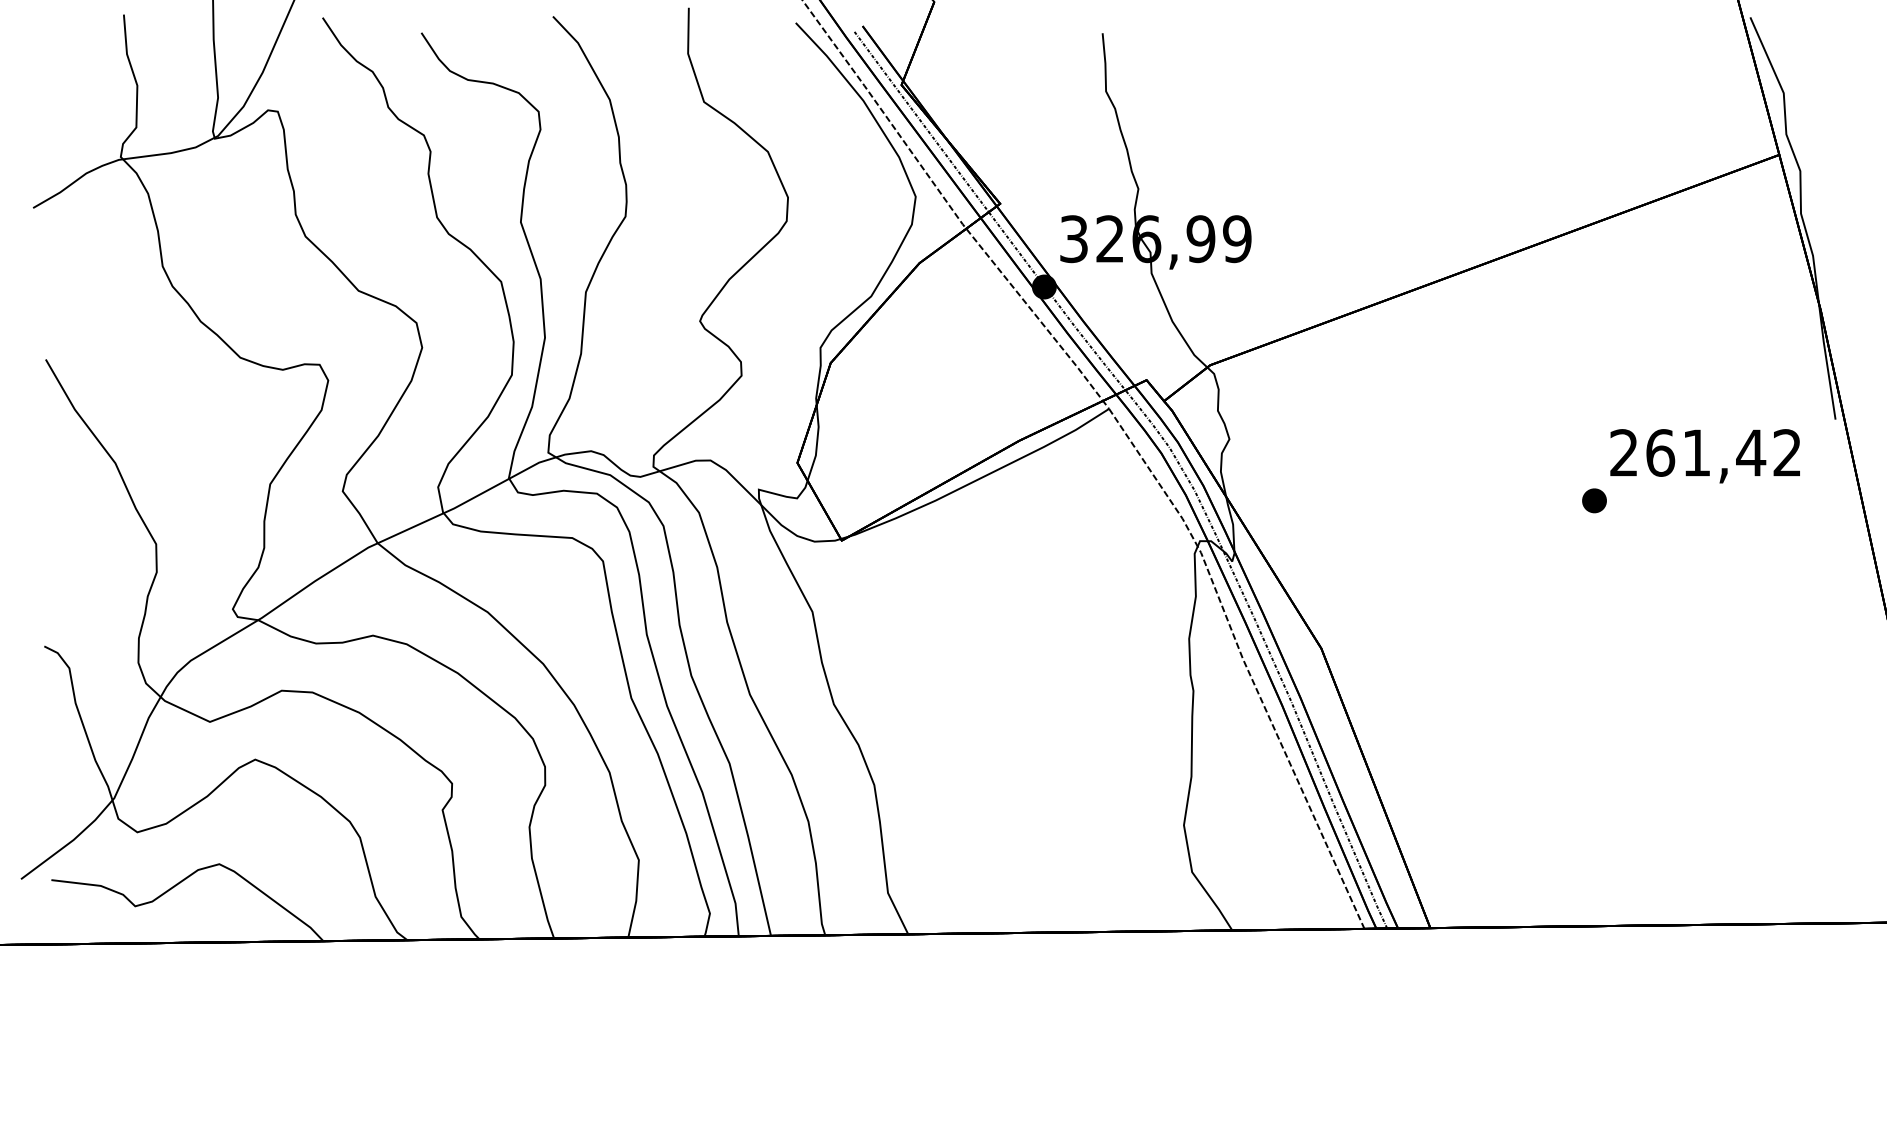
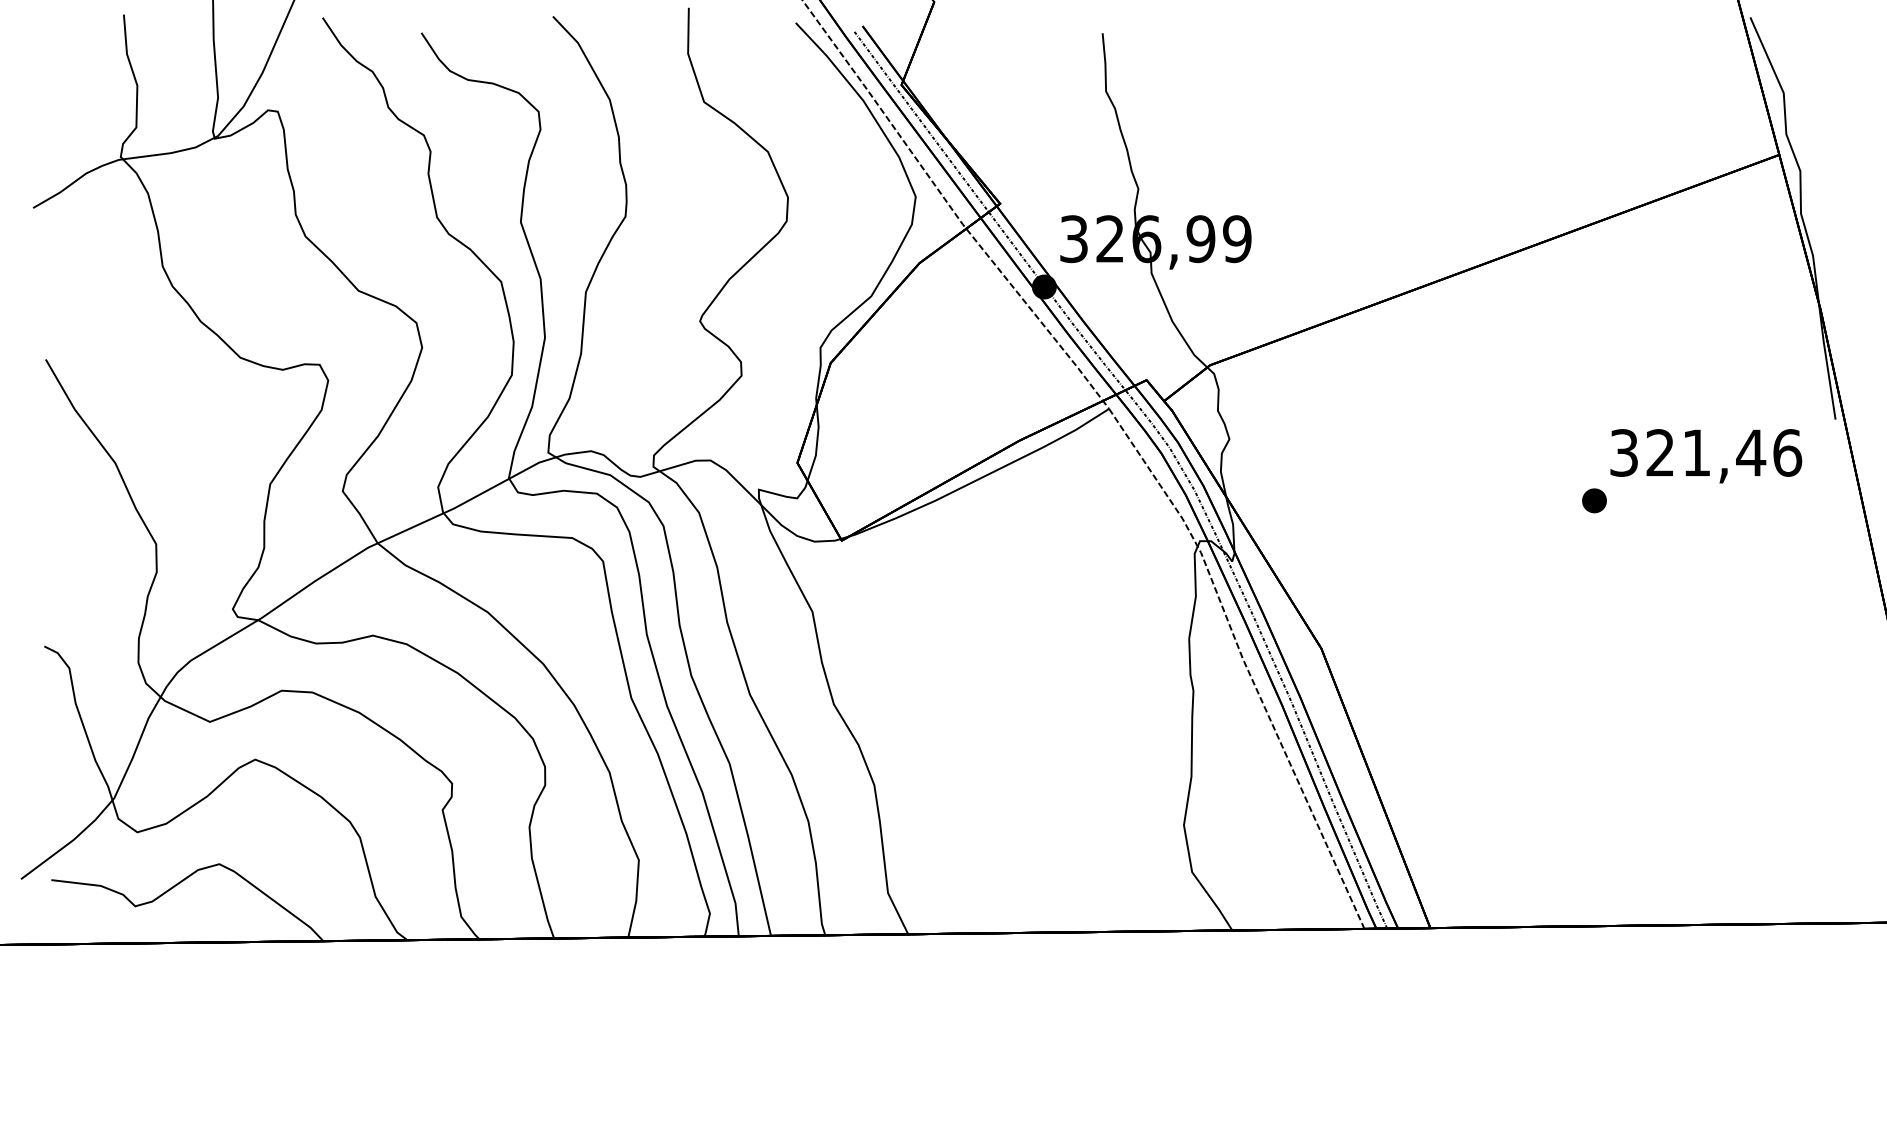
text: 261,42 -> 321,46 (1706, 452)
